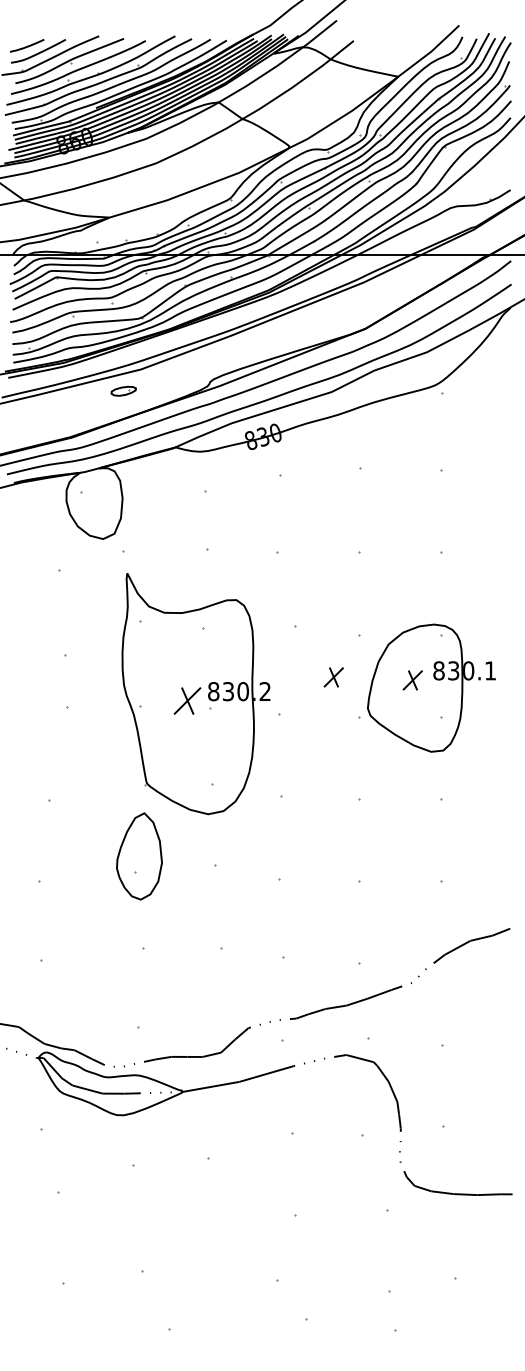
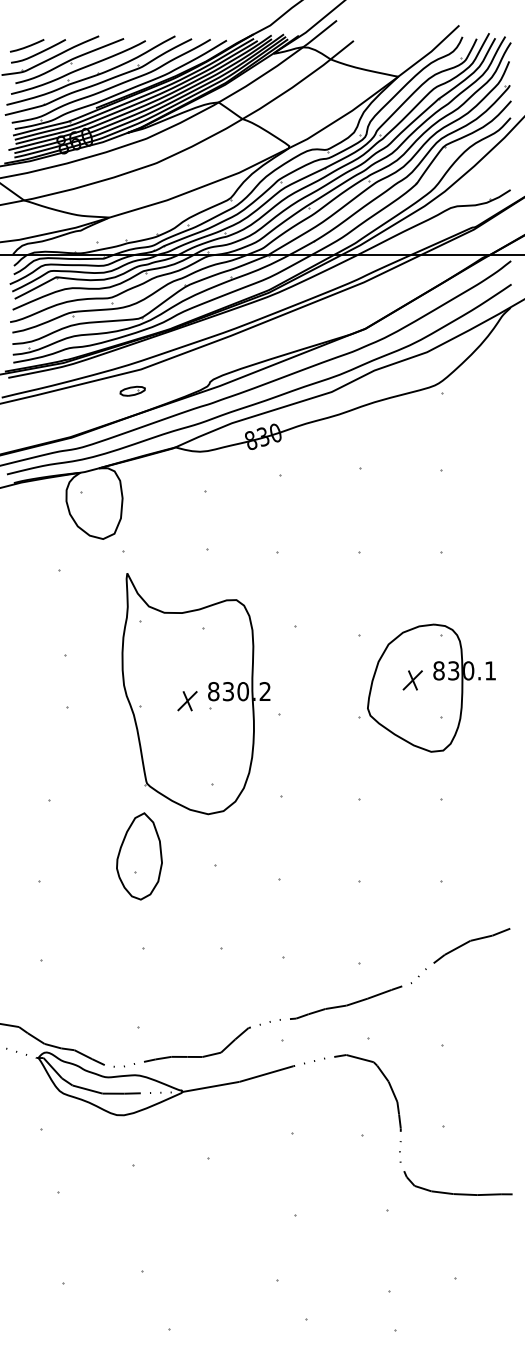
part position: (123, 390) -> (132, 390) (132, 390)
part: present -> none (333, 677)
part size: 29x28 px -> 21x21 px (187, 701)
